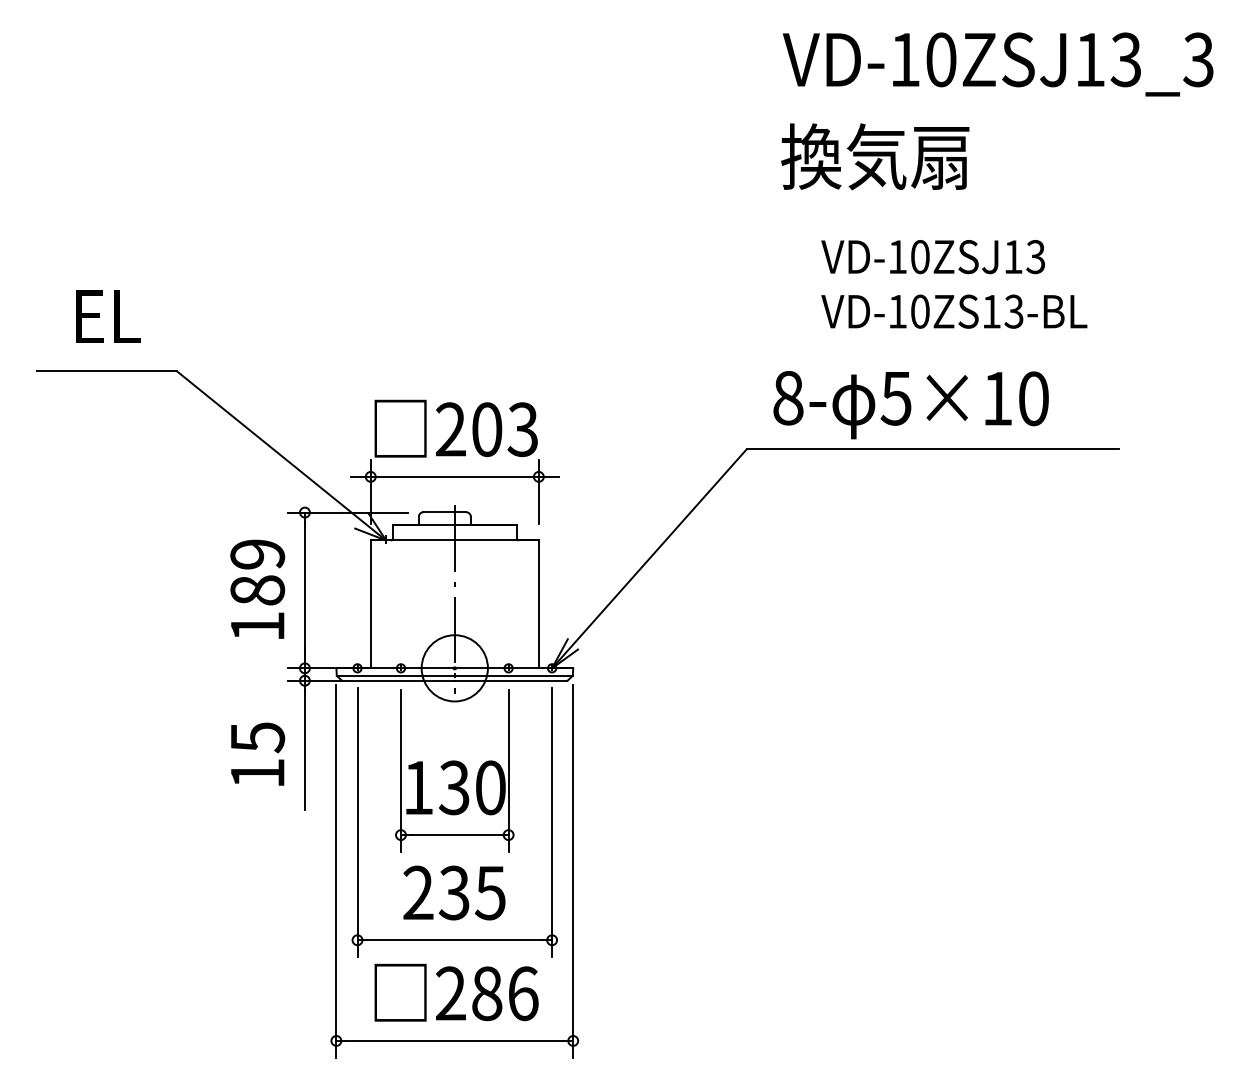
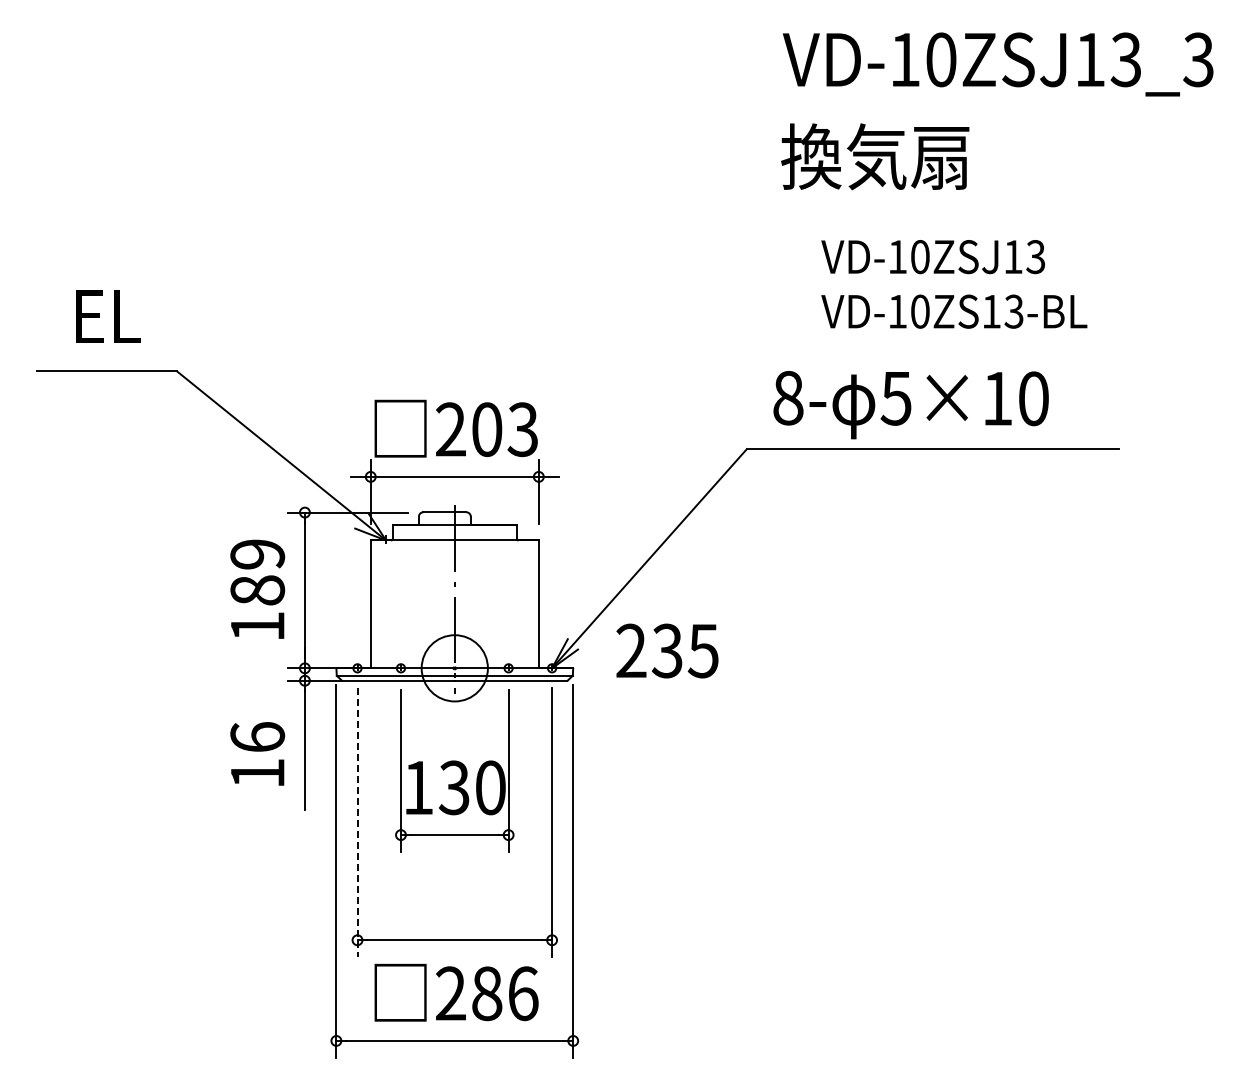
text: 15 -> 16 (257, 737)
line: solid -> dashed (357, 822)
text position: (454, 892) -> (667, 650) (667, 650)
